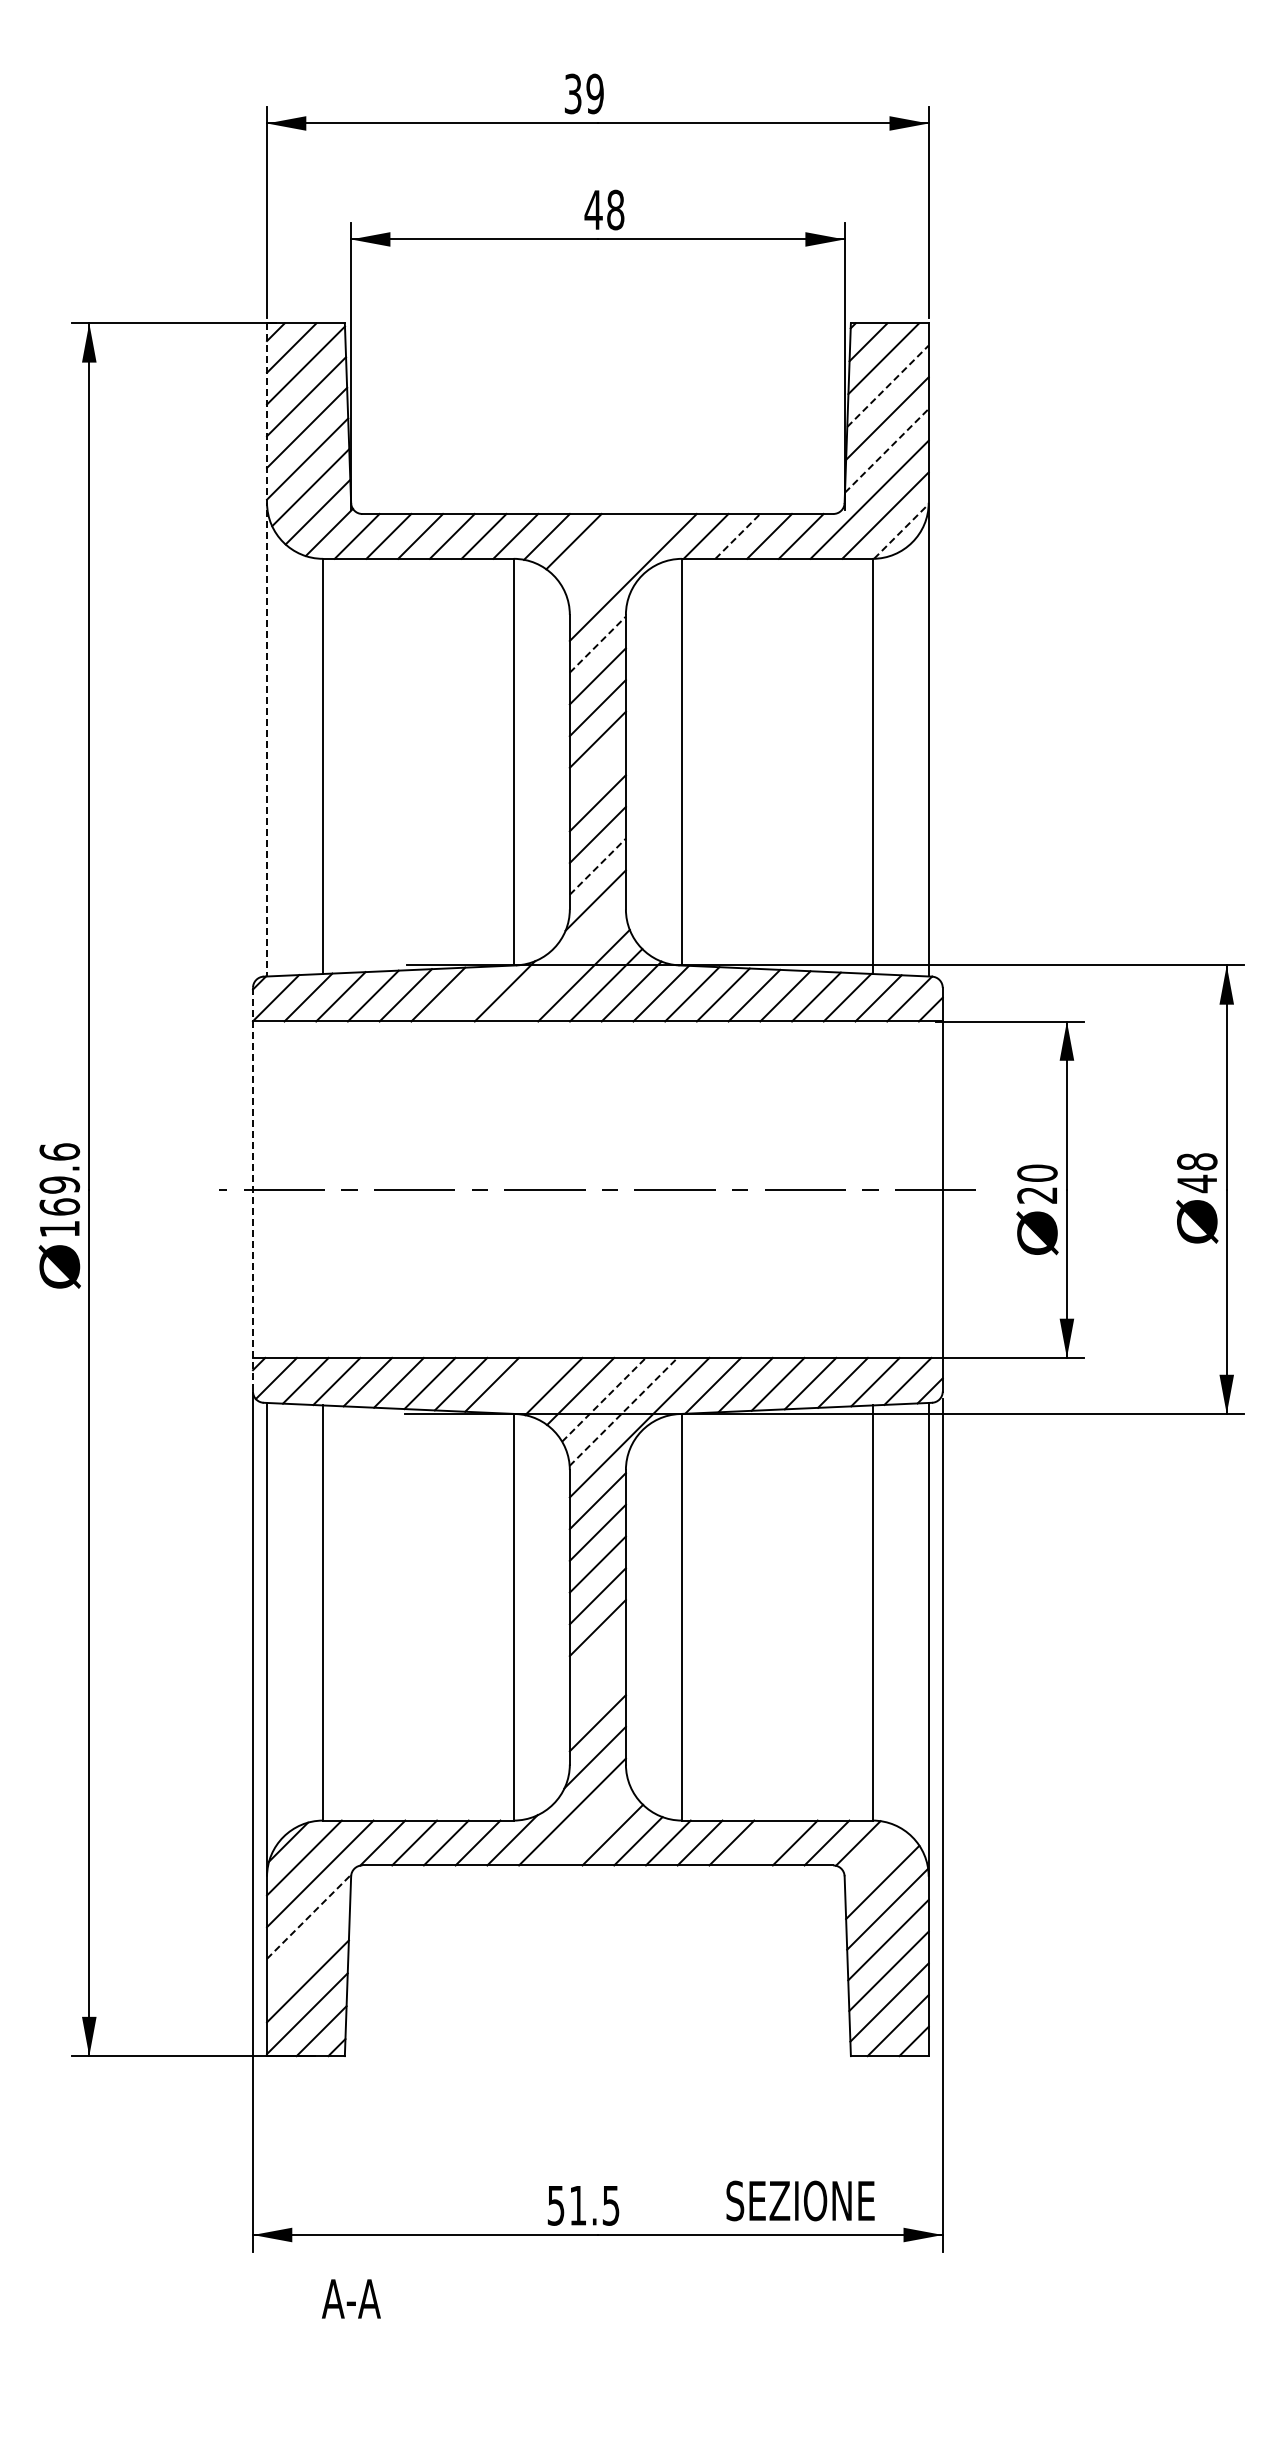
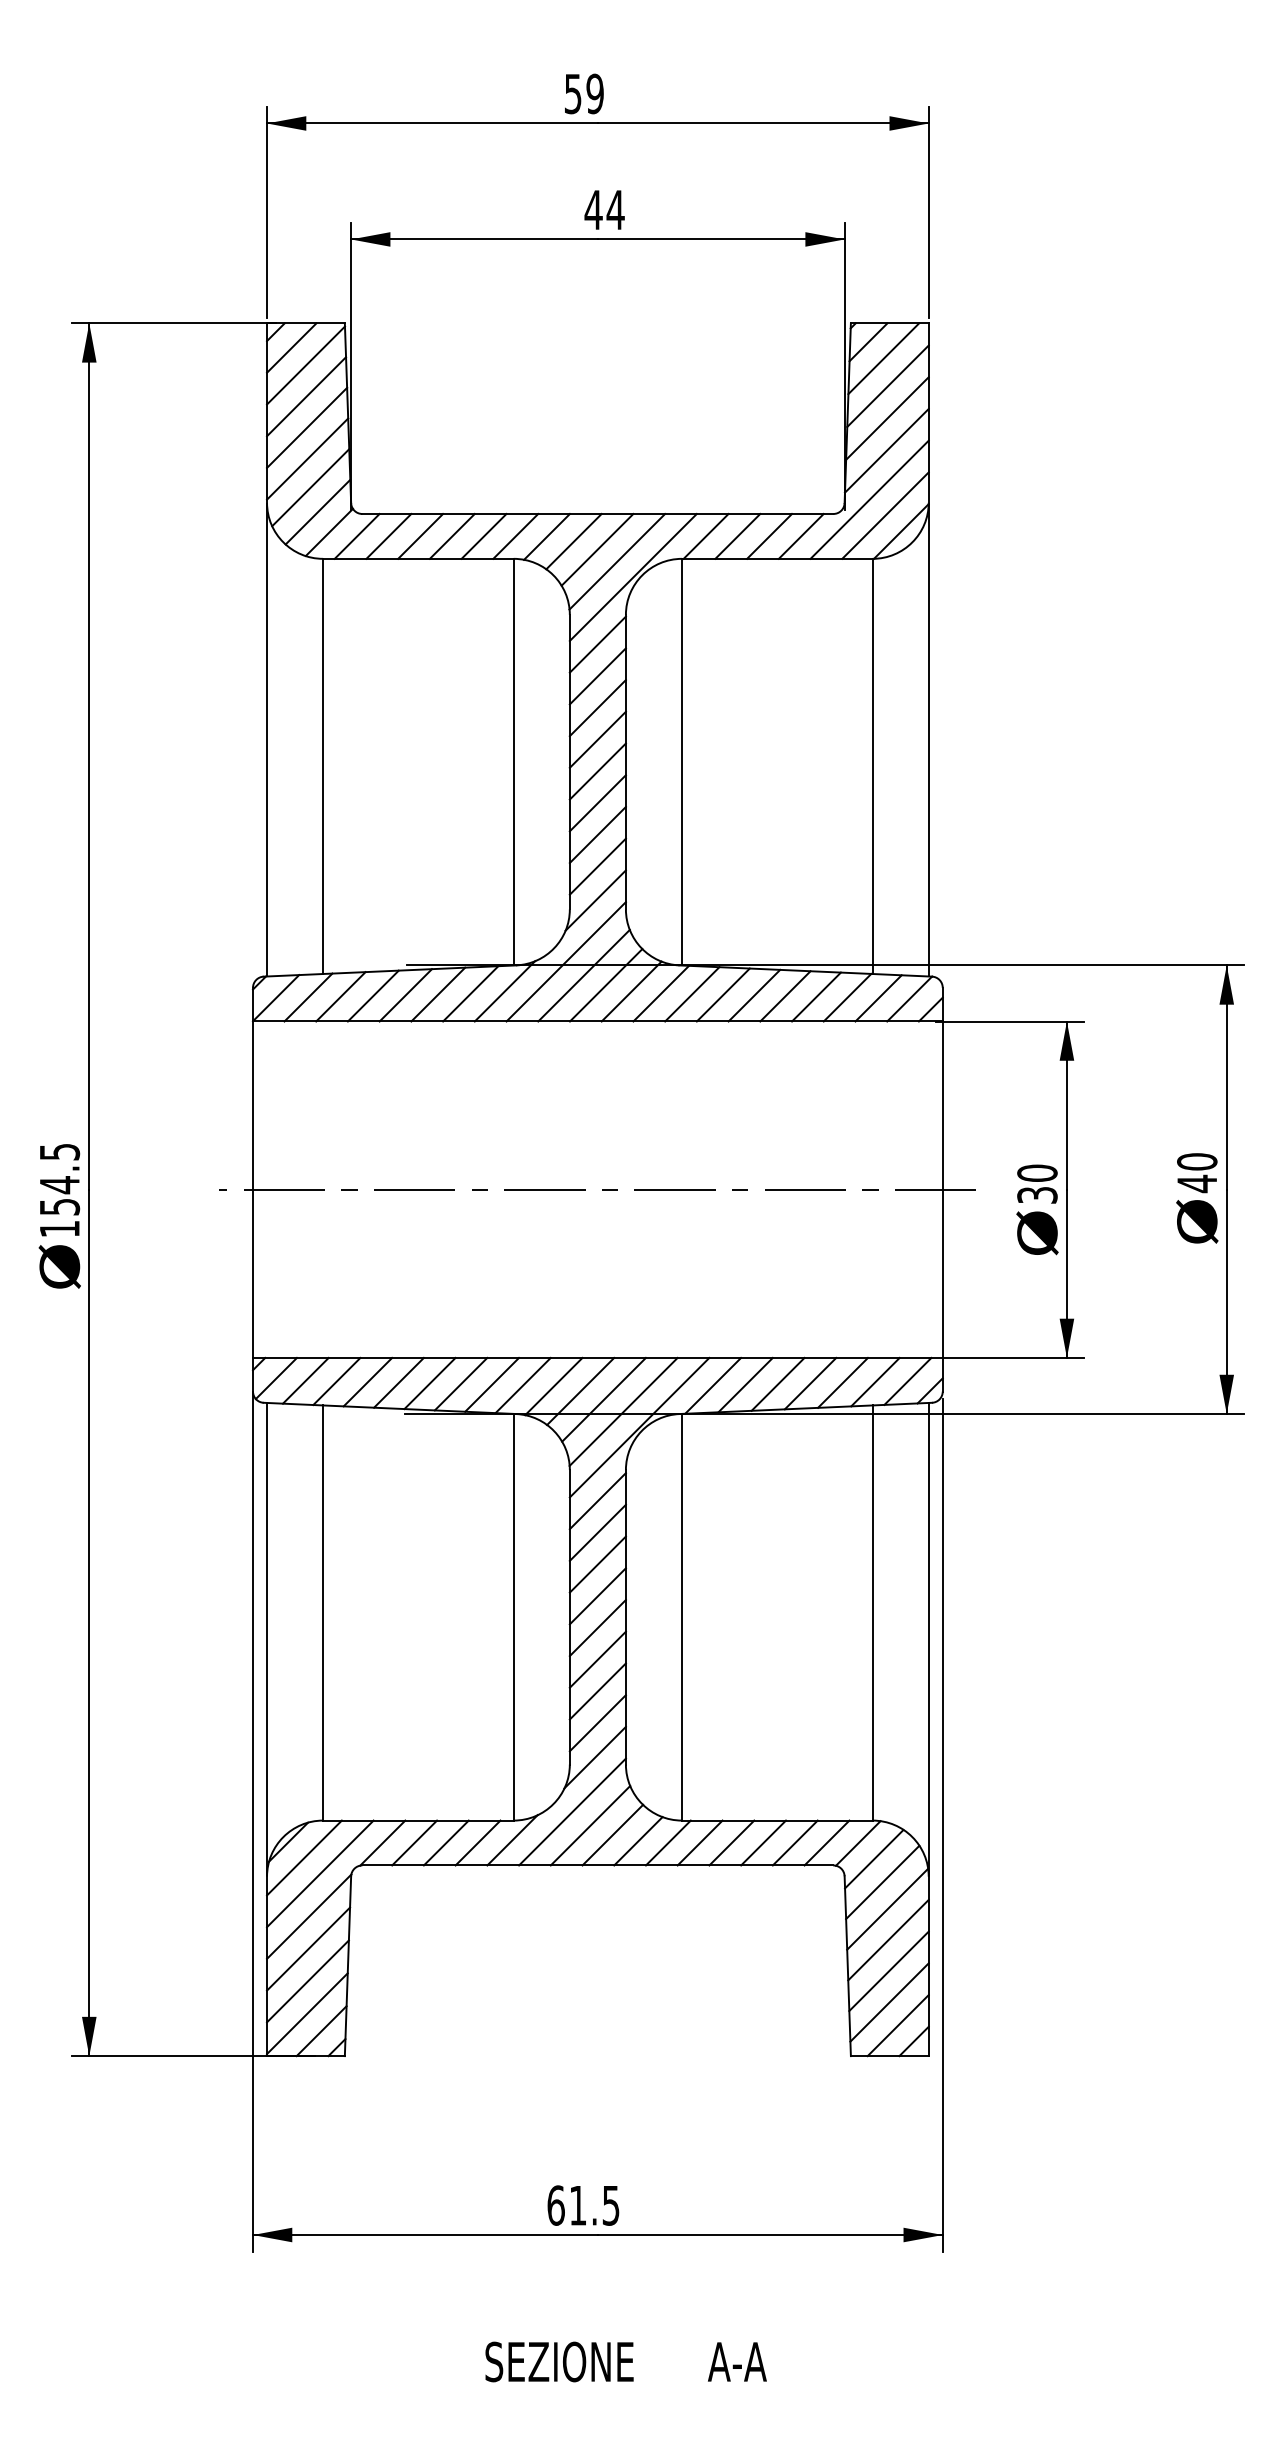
text: 39 -> 59 (573, 93)
text: 48 -> 44 (615, 209)
line: dashed -> solid (888, 386)
line: dashed -> solid (887, 450)
line: dashed -> solid (901, 531)
line: dashed -> solid (737, 536)
line: none -> present (597, 549)
line: none -> present (617, 561)
line: dashed -> solid (597, 644)
line: dashed -> solid (267, 649)
line: none -> present (597, 771)
line: dashed -> solid (597, 866)
line: none -> present (565, 961)
line: none -> present (470, 993)
text: 48 -> 40 (1197, 1161)
text: 169.6 -> 154.5 (59, 1179)
line: dashed -> solid (253, 1189)
text: 20 -> 30 (1037, 1195)
line: none -> present (522, 1385)
line: dashed -> solid (604, 1399)
line: dashed -> solid (623, 1411)
line: none -> present (597, 1659)
line: none -> present (597, 1691)
line: none -> present (590, 1825)
line: none -> present (763, 1842)
line: none -> present (874, 1858)
line: dashed -> solid (309, 1916)
line: none -> present (308, 1948)
text position: (800, 2200) -> (559, 2361) (559, 2361)
text: 51.5 -> 61.5 (555, 2205)
text position: (351, 2298) -> (737, 2361) (737, 2361)
